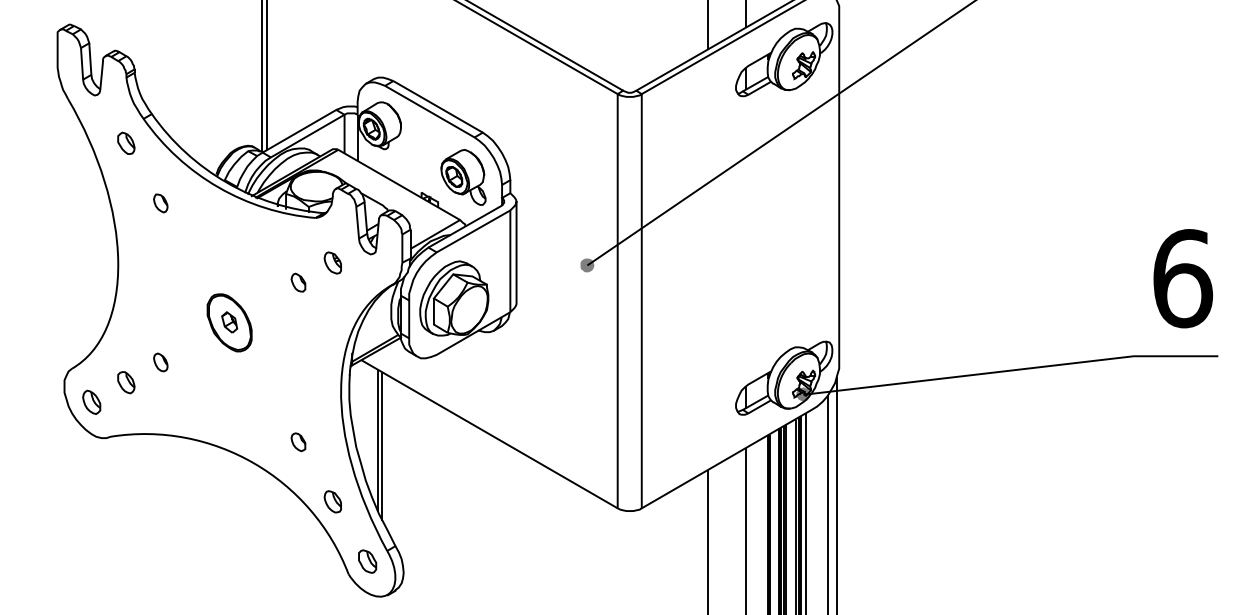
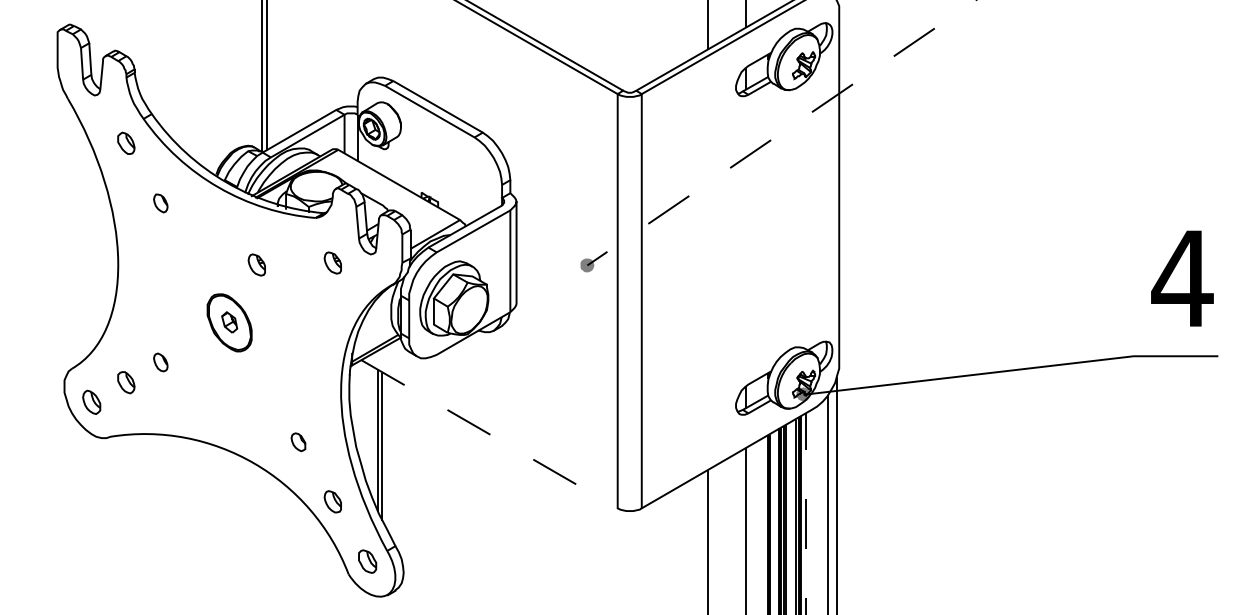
line: solid -> dashed (781, 133)
part: present -> none (463, 177)
part: none -> present (256, 264)
text: 6 -> 4 (1182, 278)
part: present -> none (298, 282)
line: solid -> dashed (489, 434)
line: solid -> dashed (805, 513)
